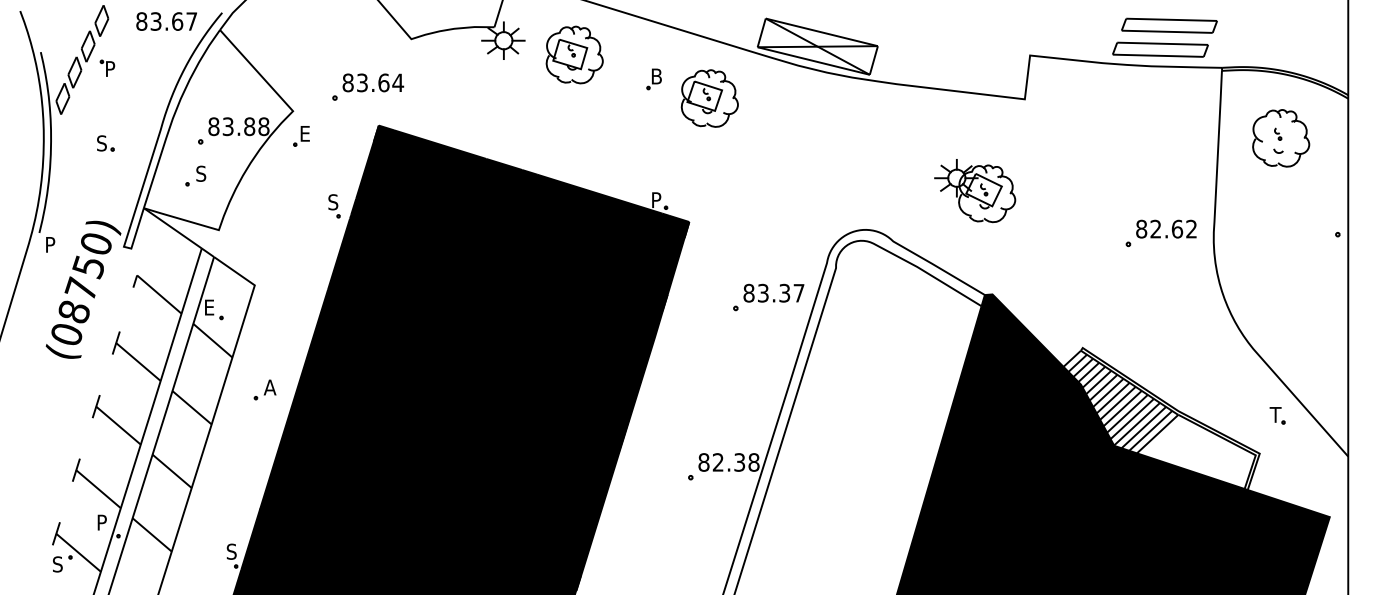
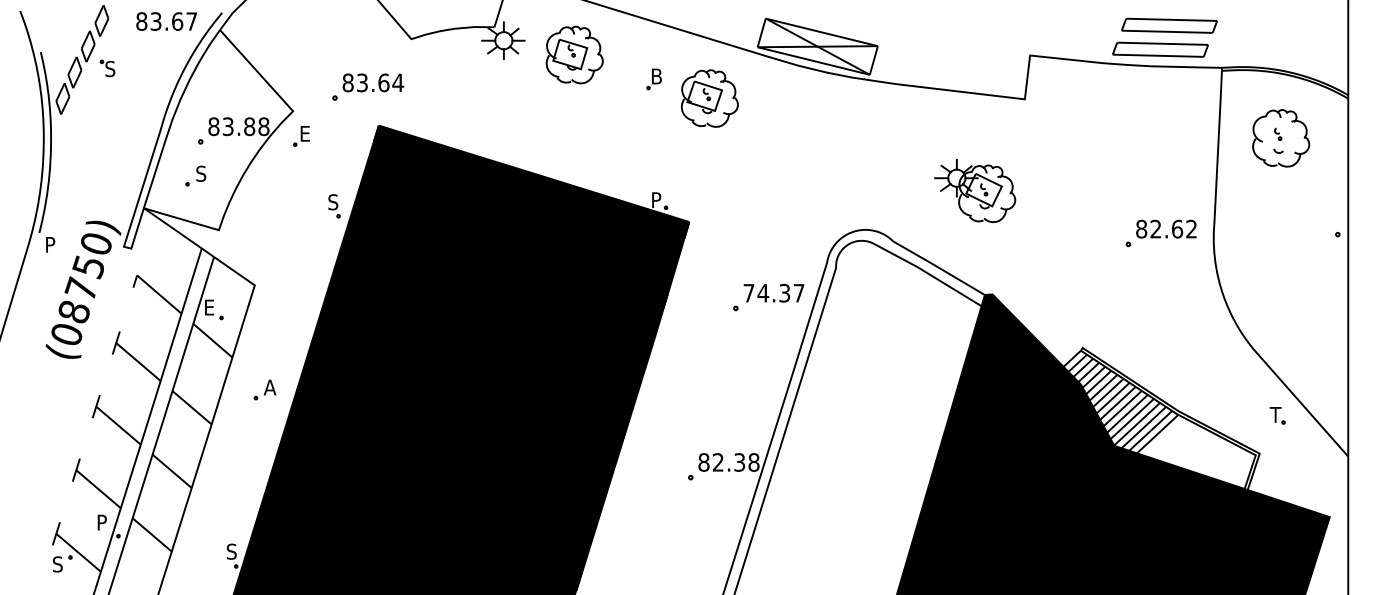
text: P -> S (110, 68)
part: present -> none (105, 143)
text: 83.37 -> 74.37 (756, 292)
